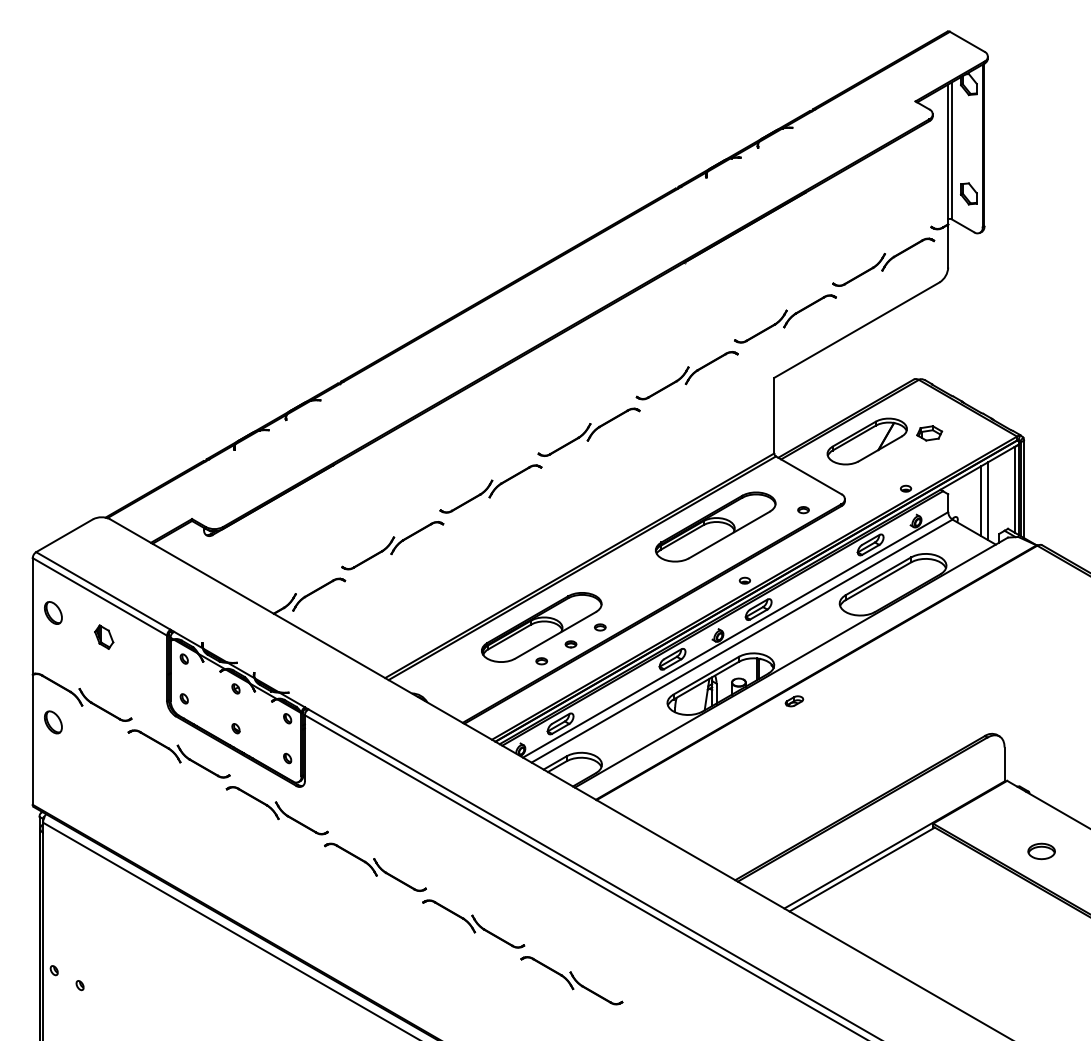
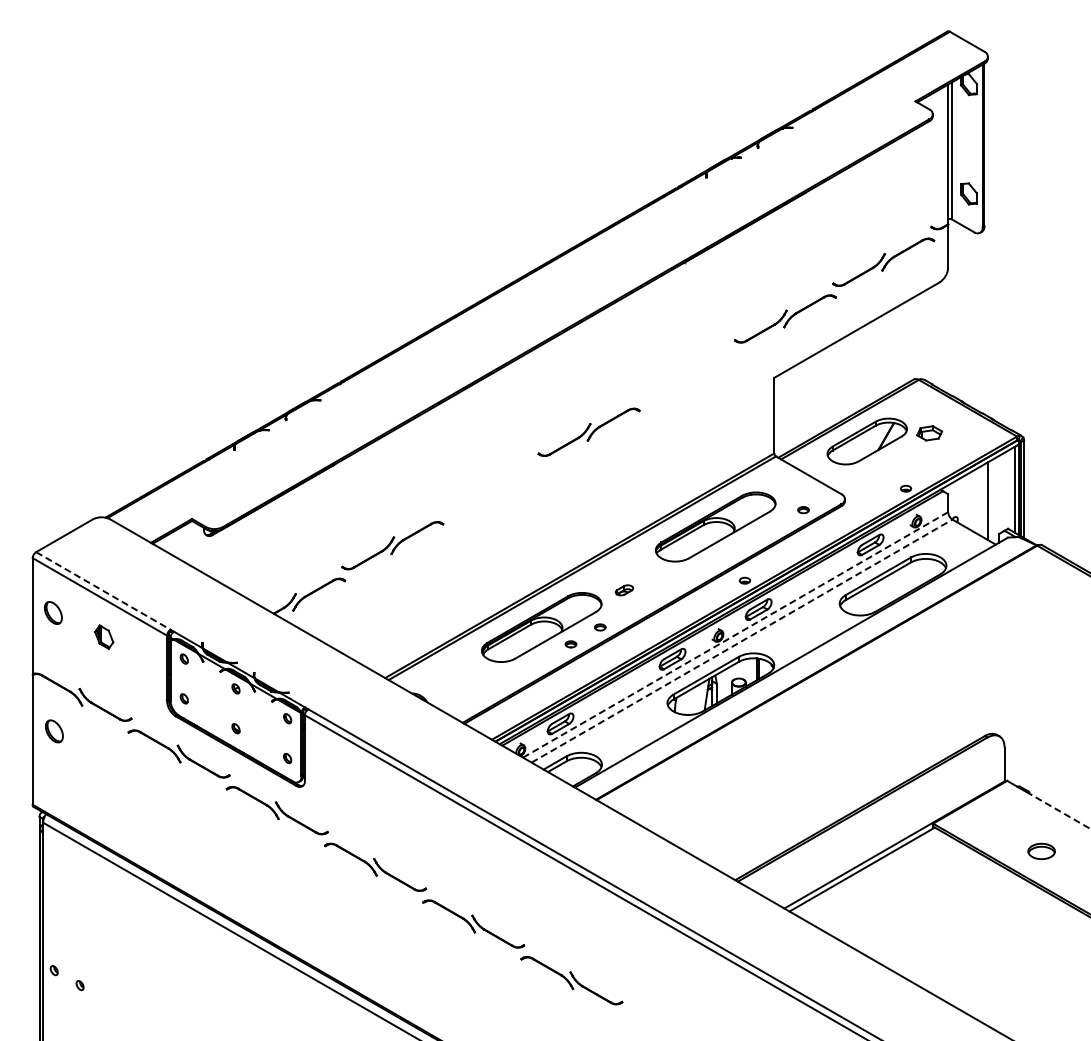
part: present -> none (686, 375)
part: present -> none (490, 488)
line: present -> none (980, 501)
line: solid -> dashed (103, 590)
line: solid -> dashed (735, 635)
line: solid -> dashed (742, 641)
part: present -> none (541, 661)
part position: (794, 701) -> (624, 590) (624, 590)
part position: (53, 722) -> (54, 731) (54, 731)
line: solid -> dashed (1058, 810)
